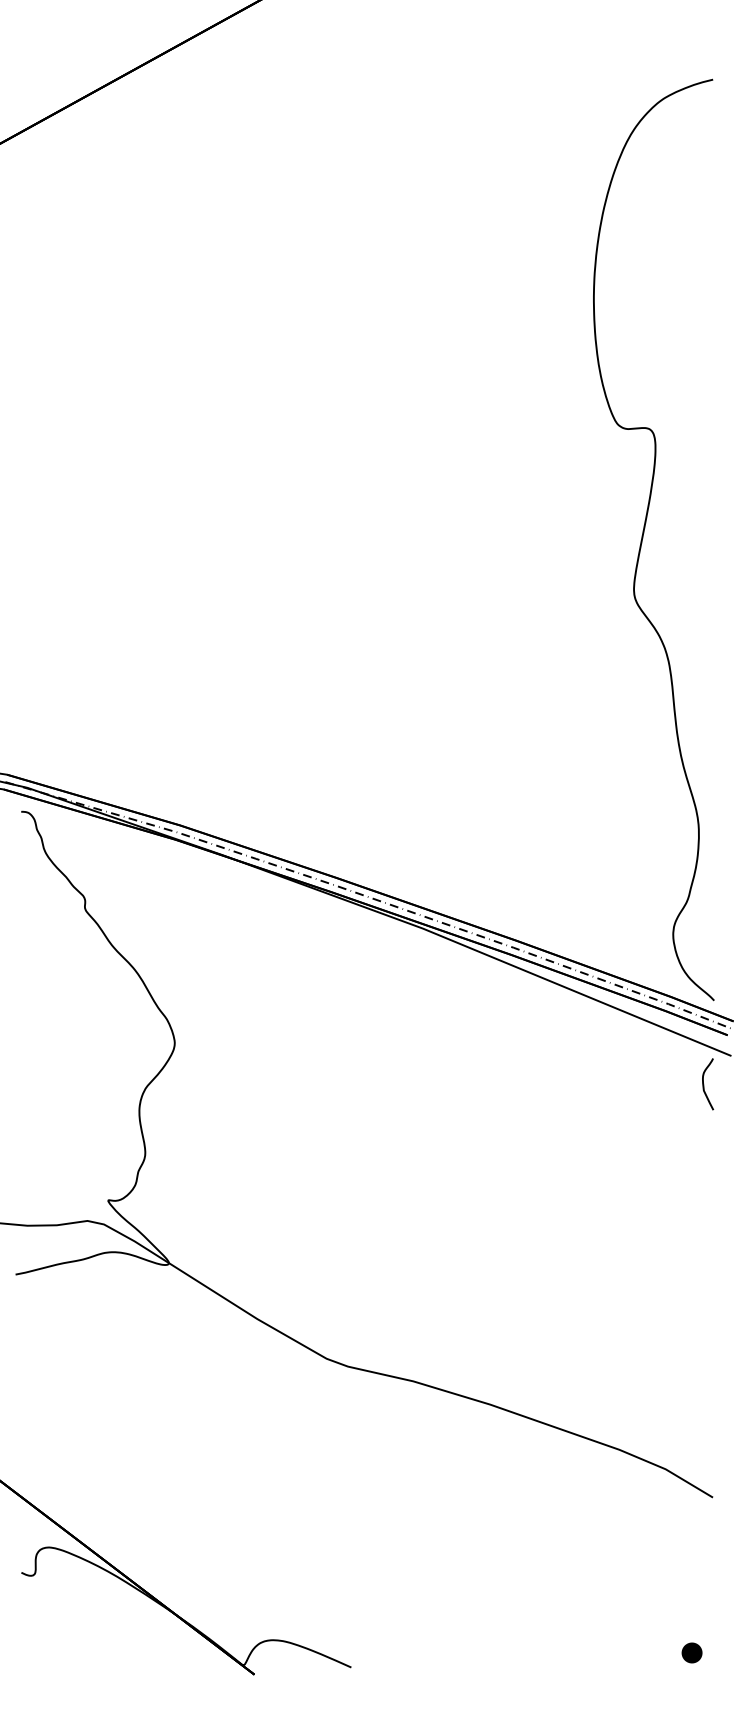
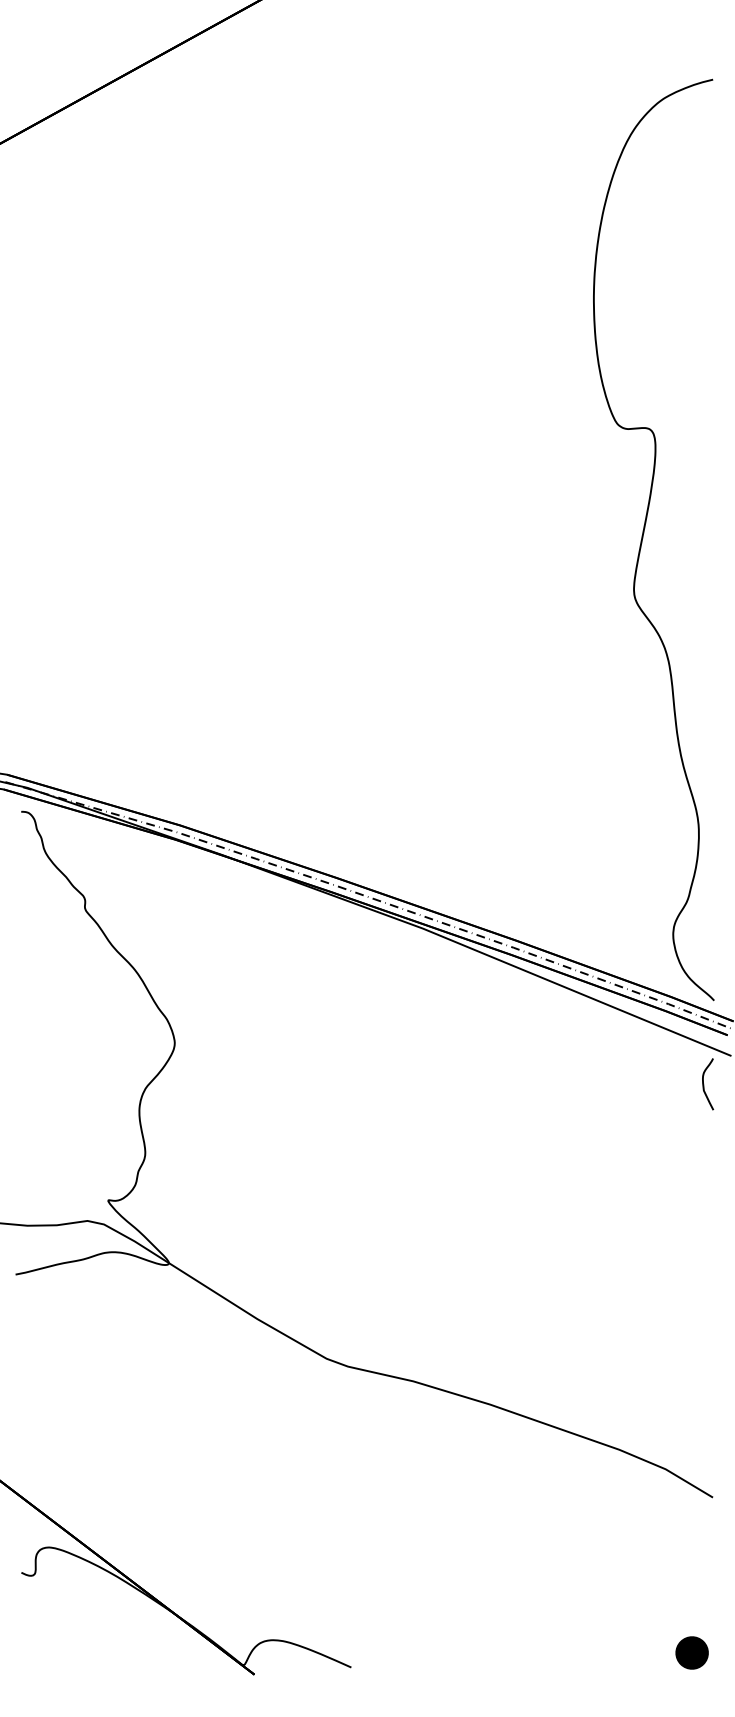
part size: 22x22 px -> 34x34 px (691, 1652)
